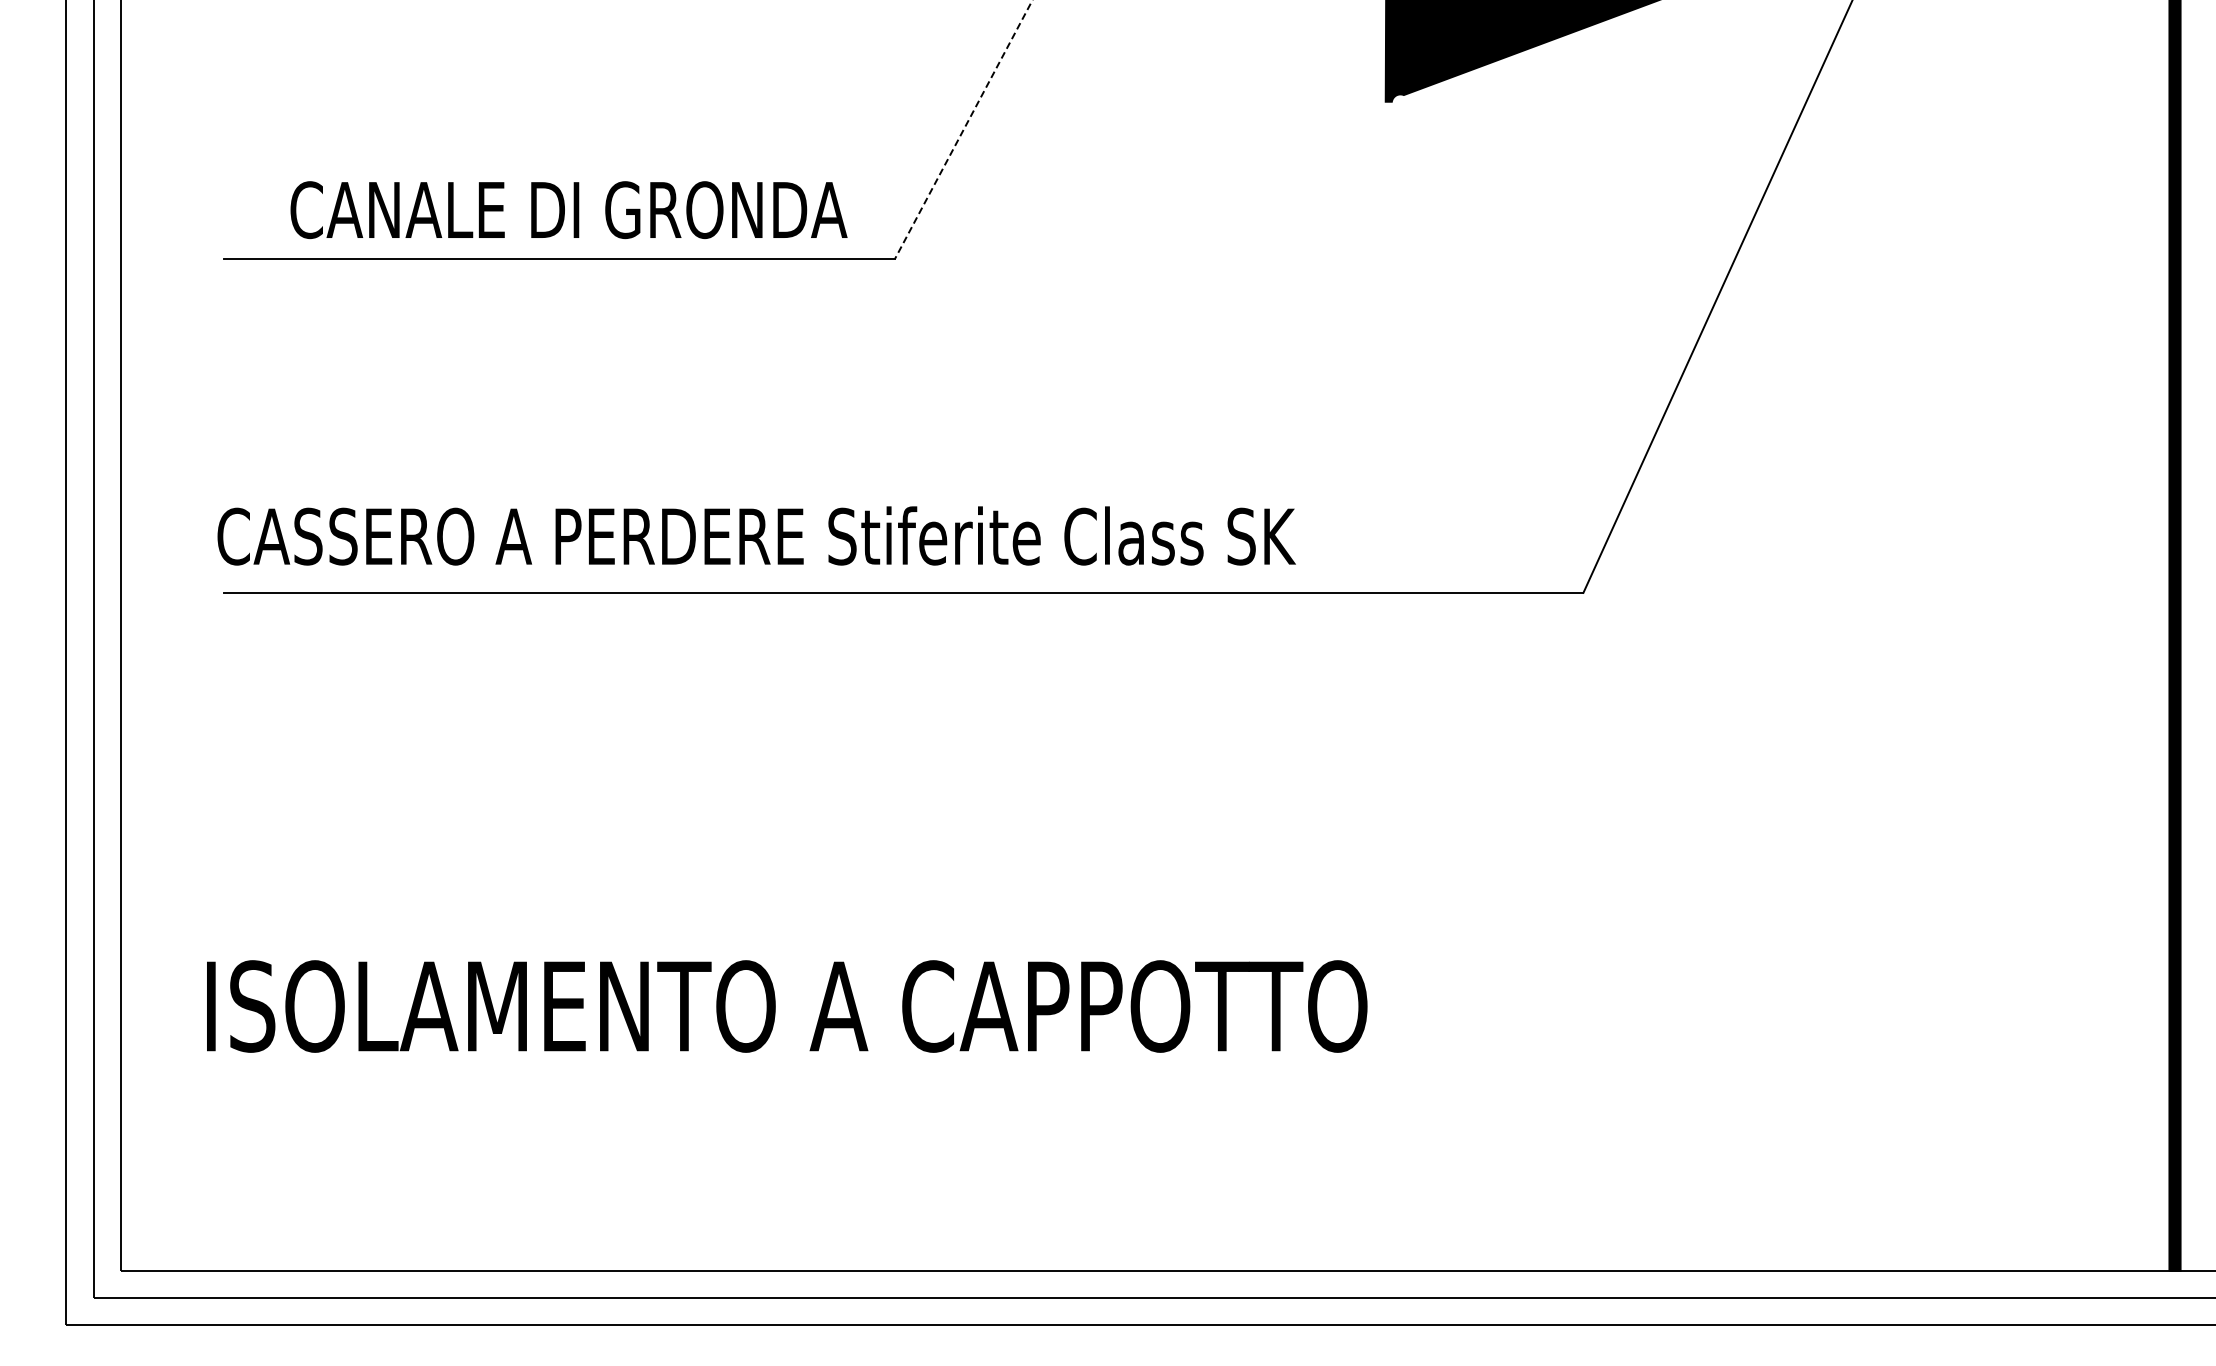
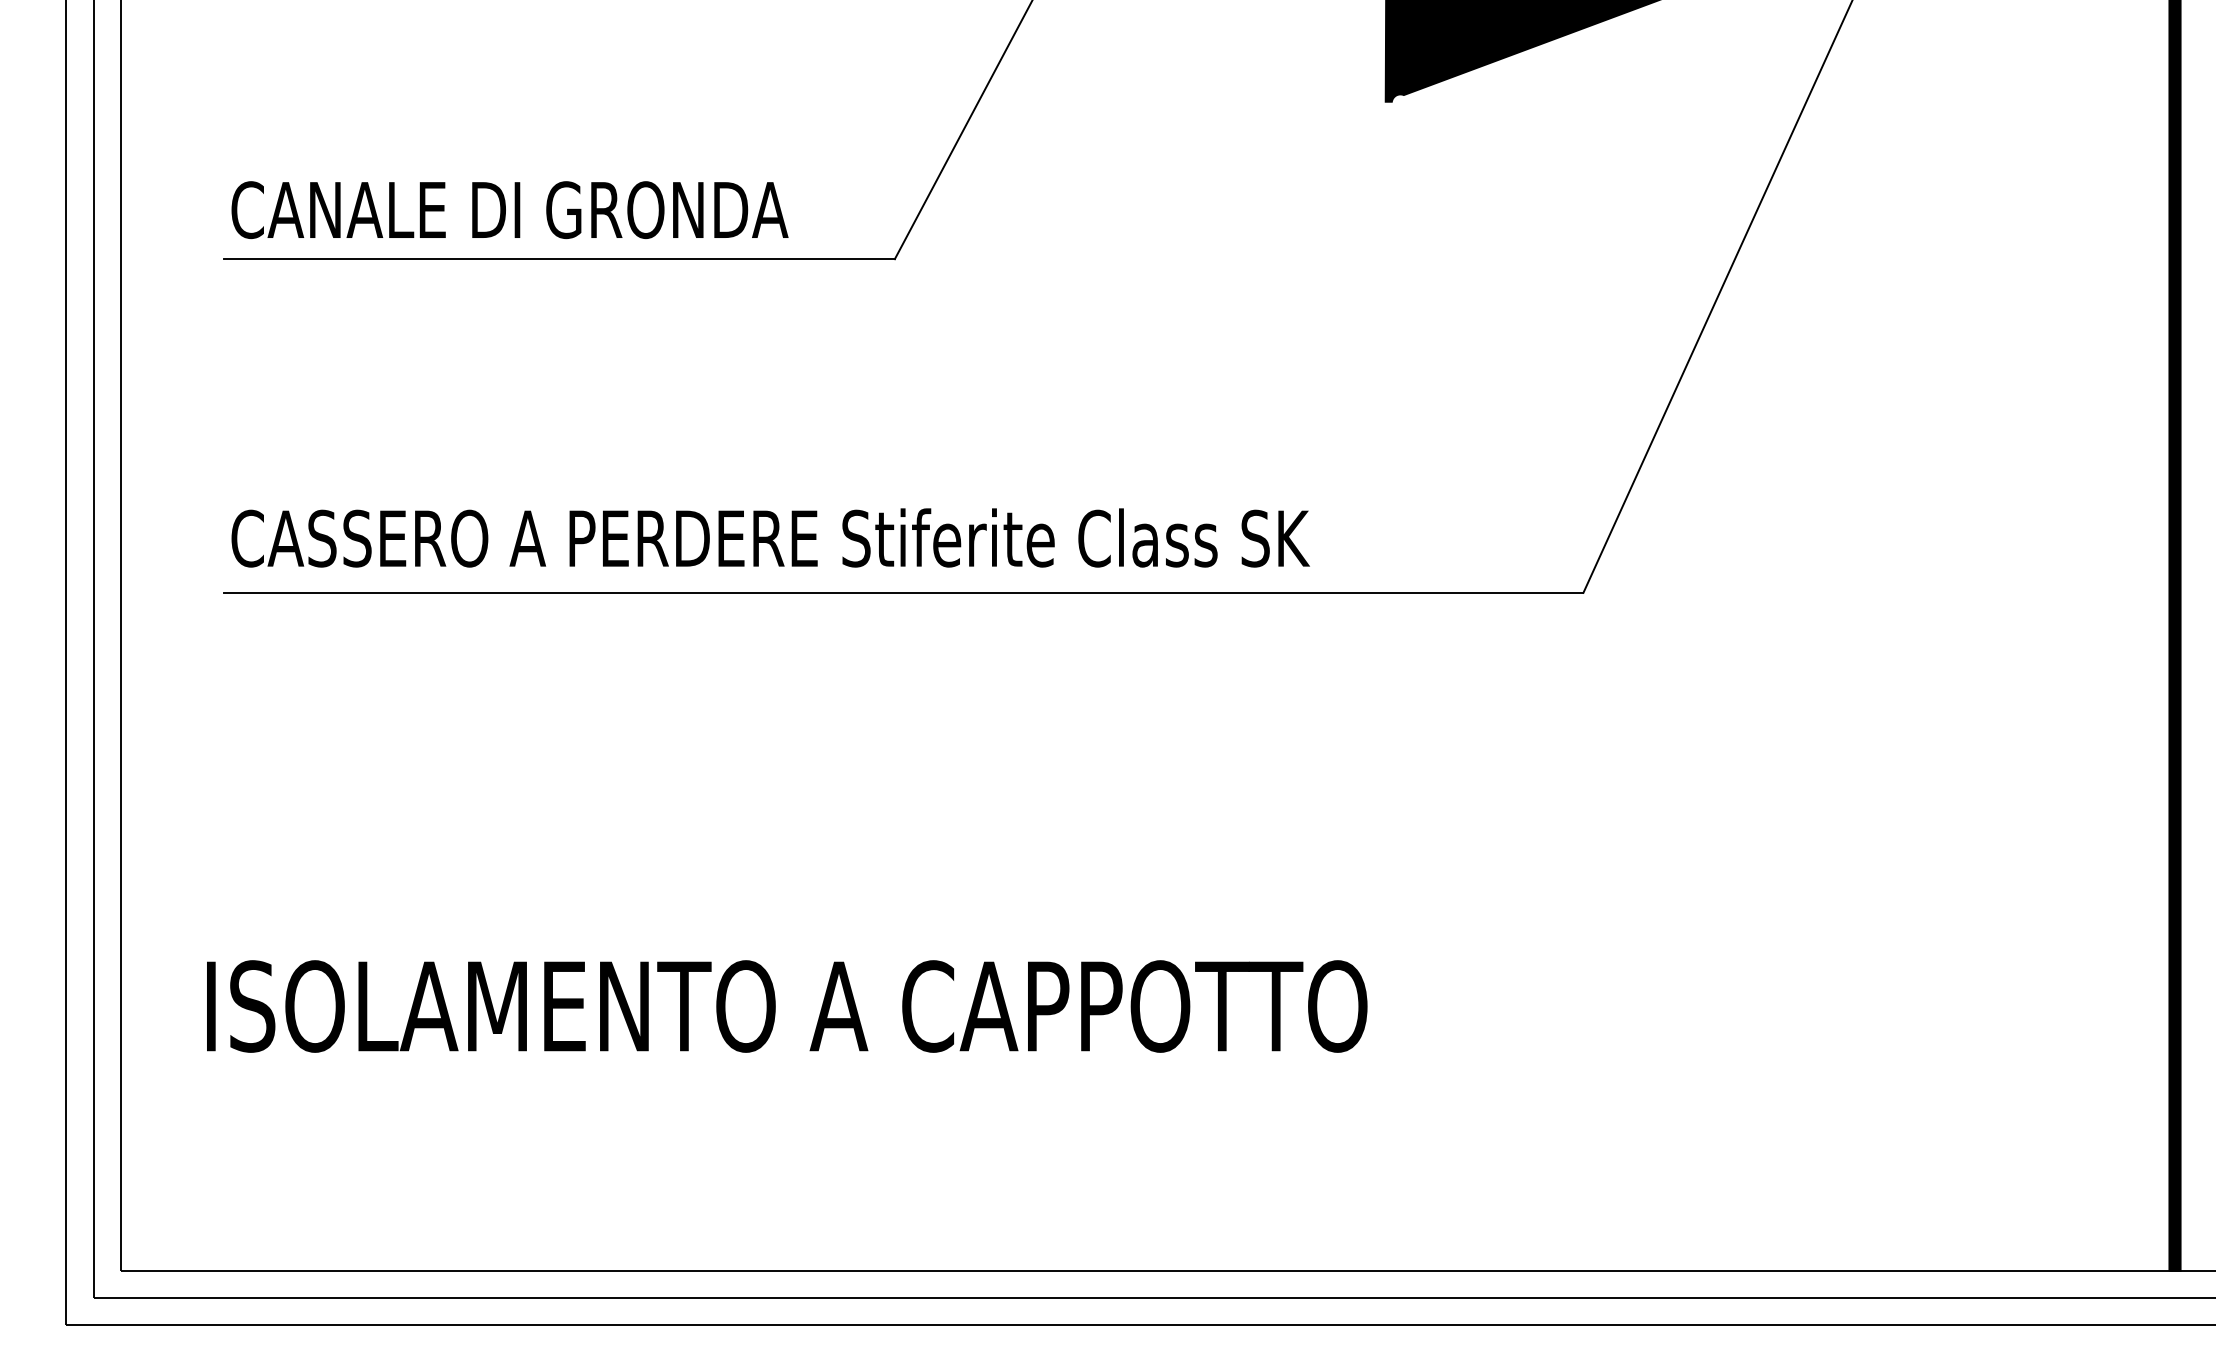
line: dashed -> solid (963, 130)
text position: (568, 210) -> (509, 210) (509, 210)
text position: (756, 535) -> (770, 537) (770, 537)
